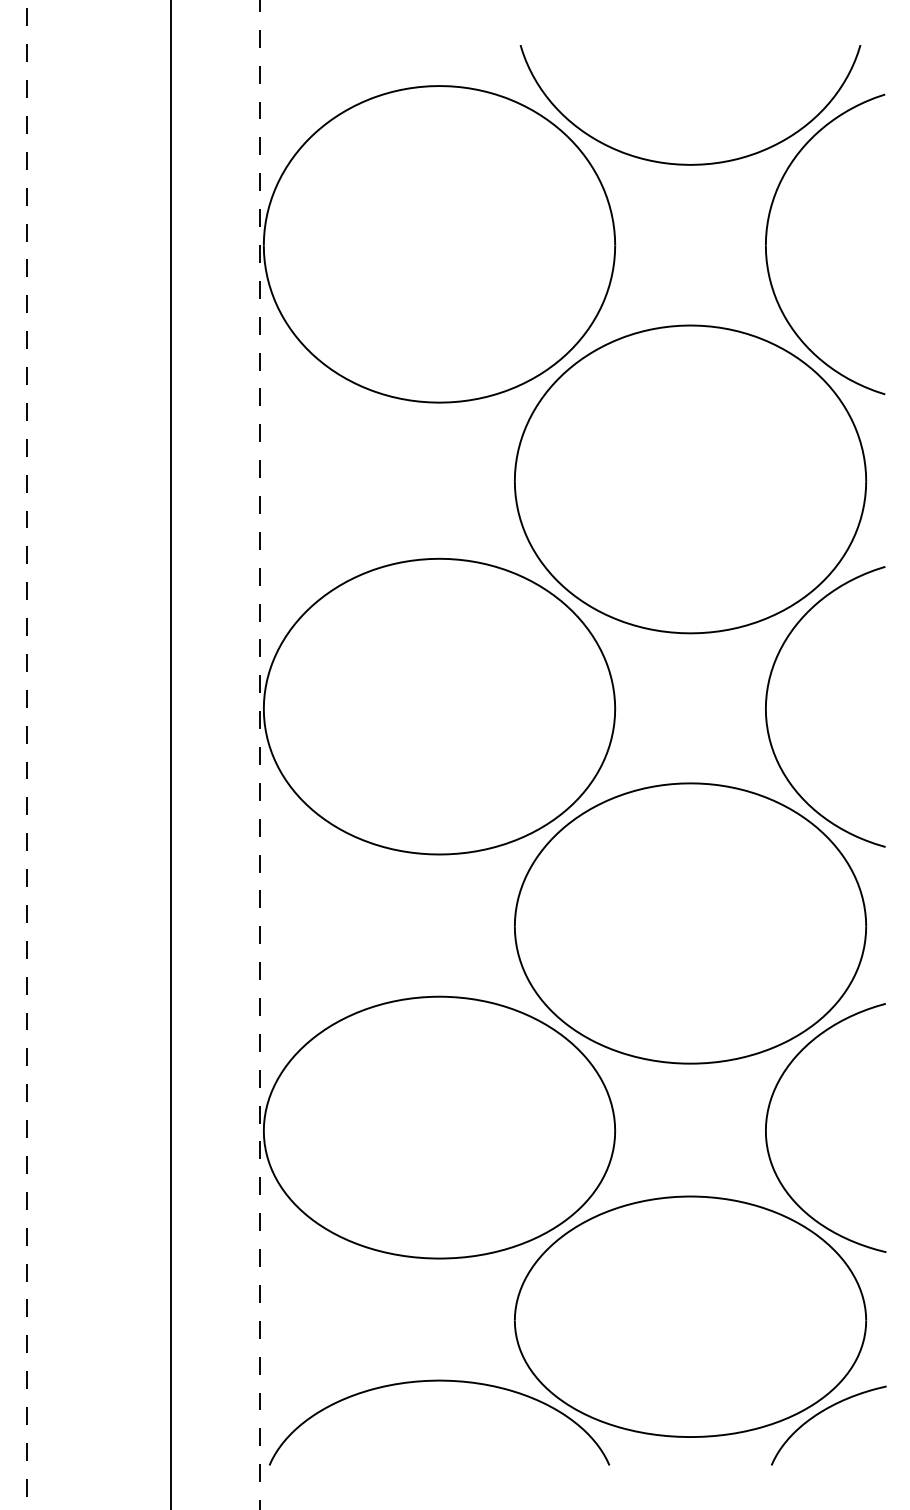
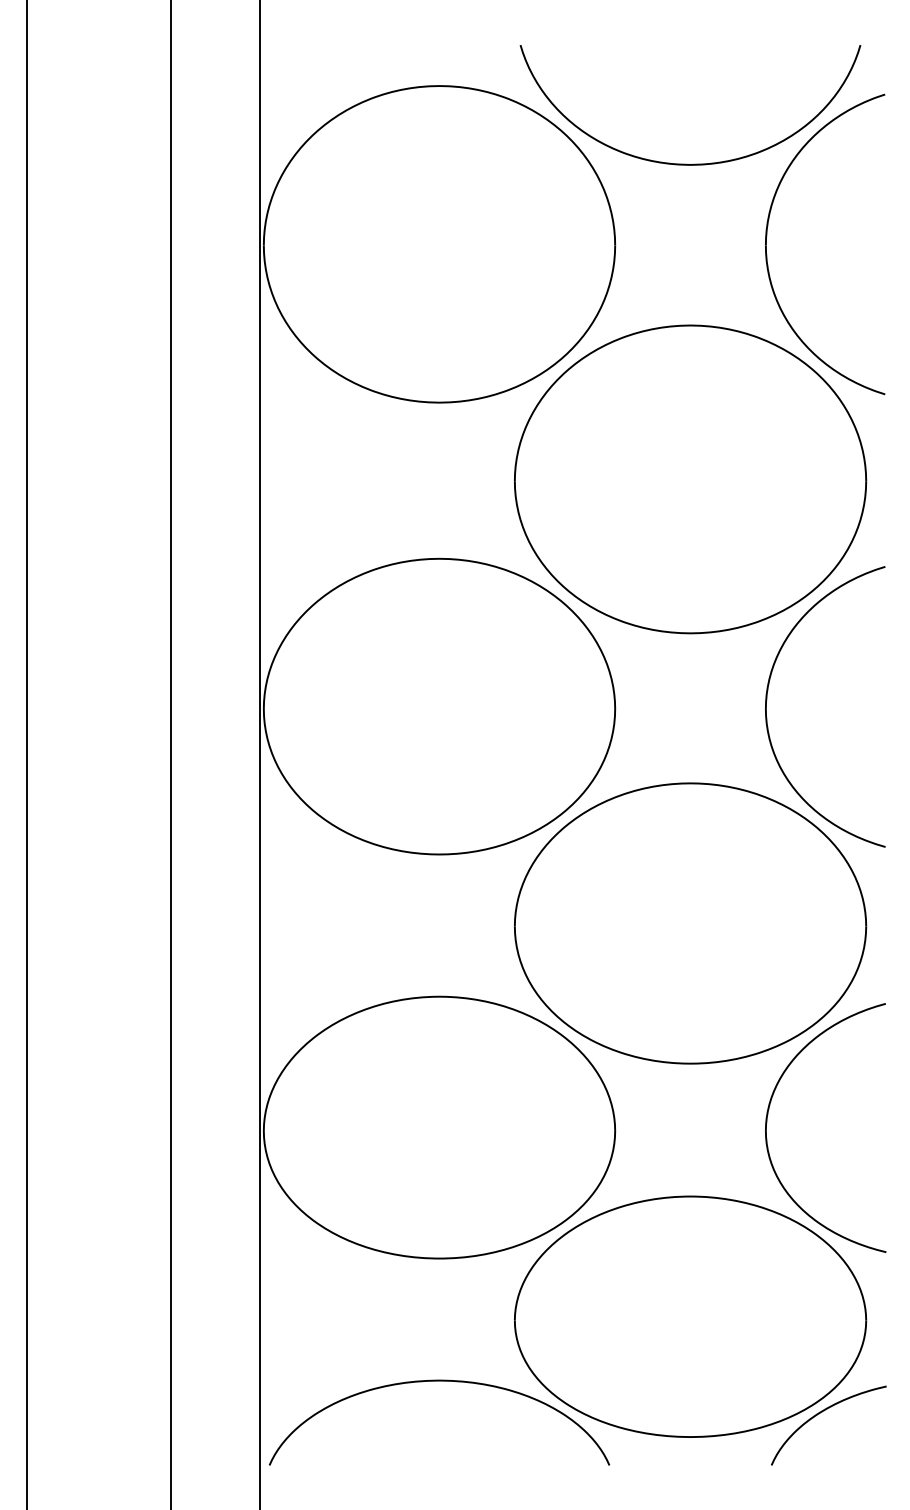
line: dashed -> solid (27, 754)
line: dashed -> solid (260, 754)
